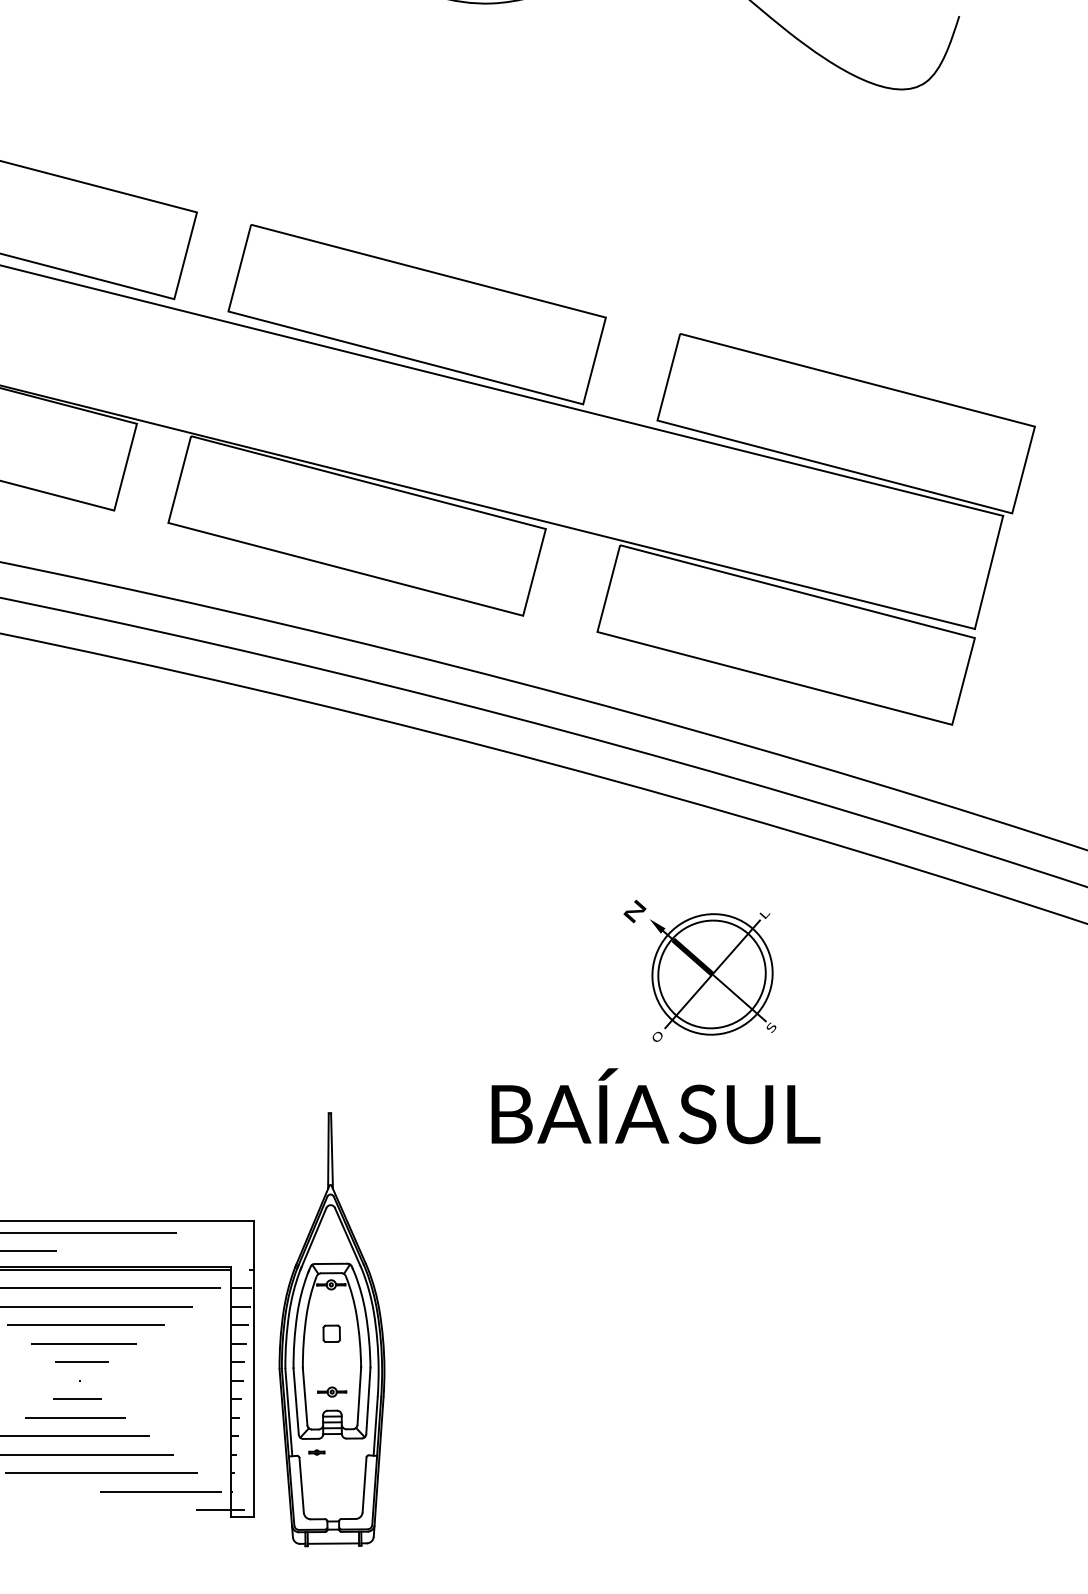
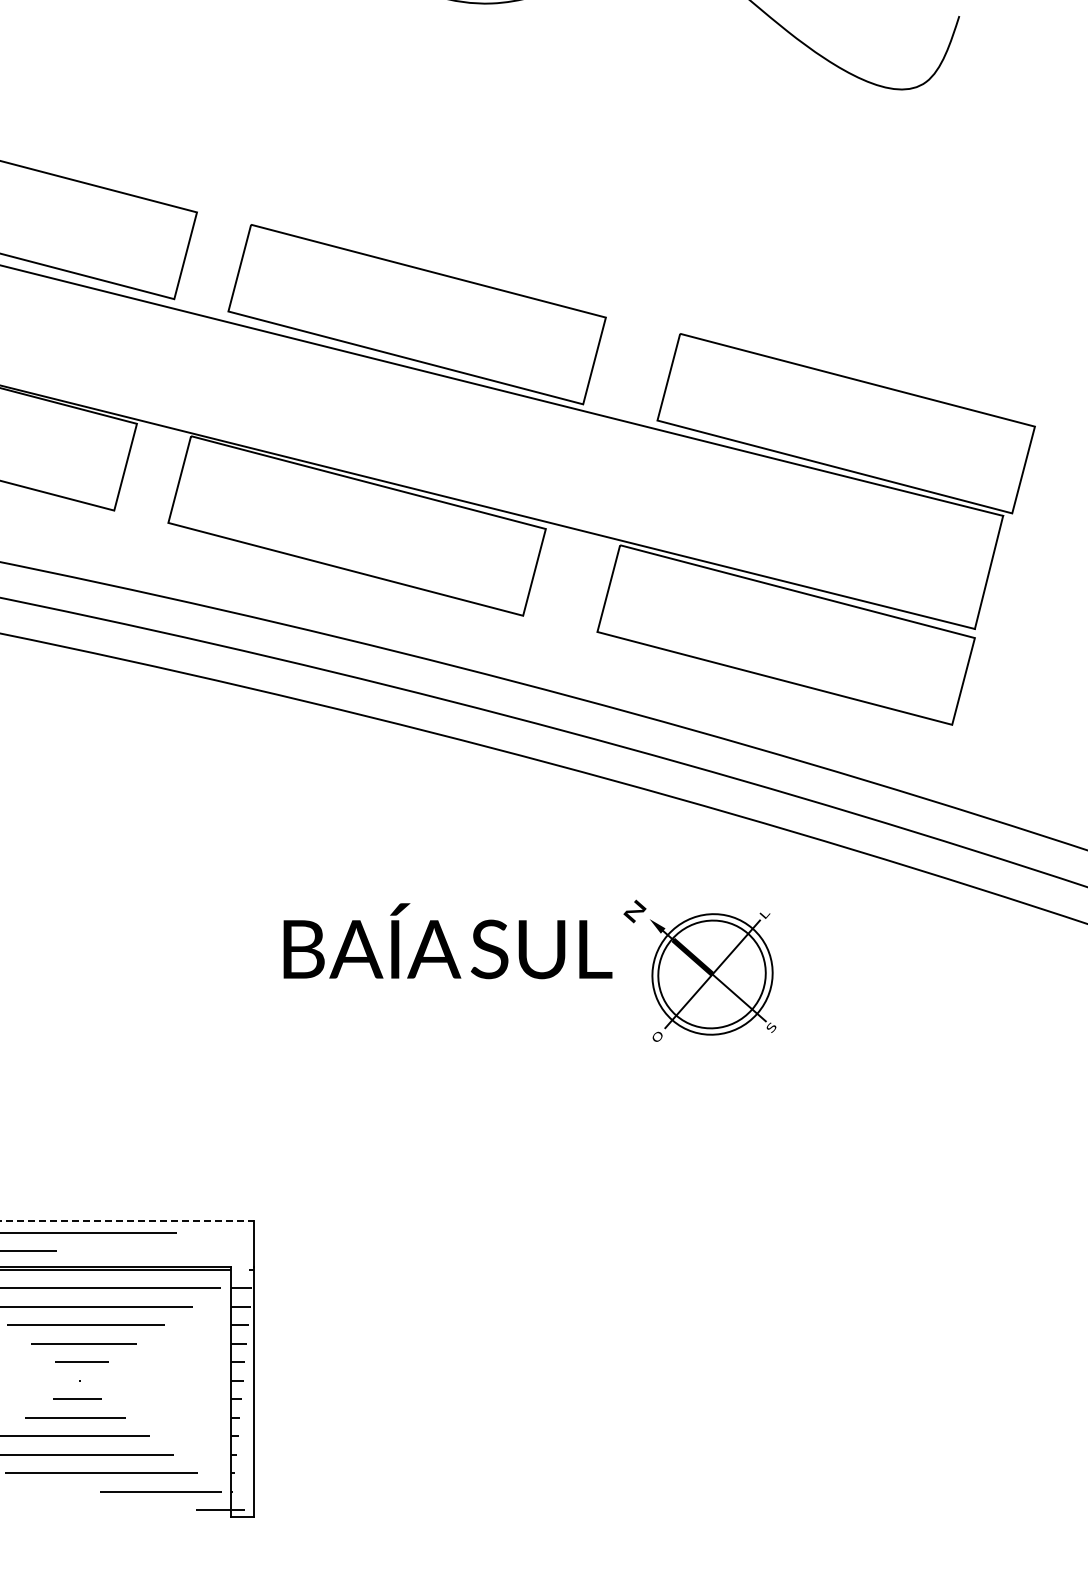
text position: (655, 1106) -> (447, 941) (447, 941)
line: solid -> dashed (127, 1221)
part: present -> none (331, 1329)
